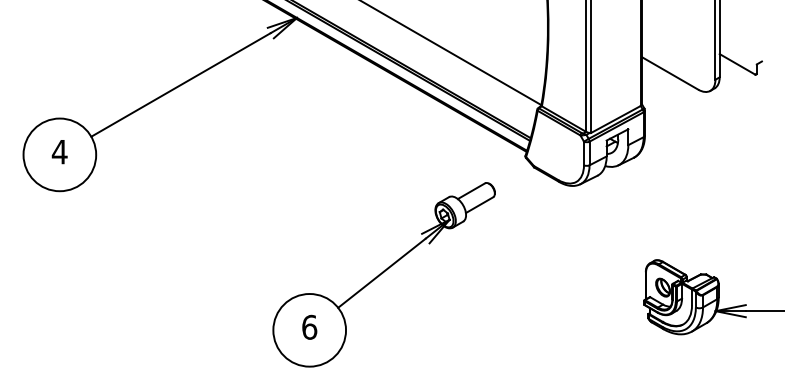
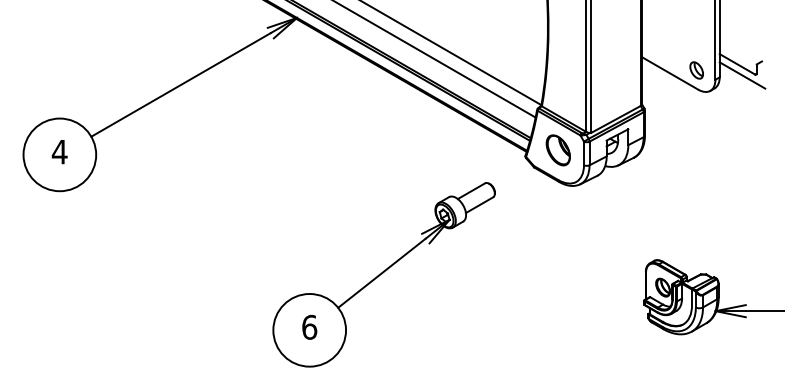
line: none -> present (435, 59)
part: none -> present (696, 70)
line: none -> present (742, 75)
part: none -> present (557, 150)
